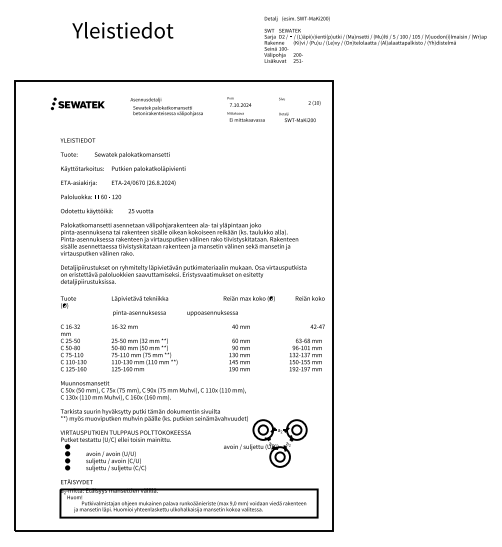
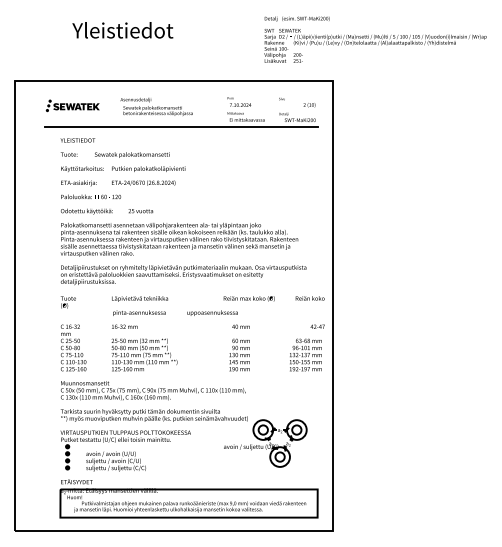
part position: (77, 103) -> (72, 105) (72, 105)
text position: (314, 103) -> (309, 105) (309, 105)
text position: (166, 106) -> (156, 106) (156, 106)
line: none -> present (181, 127)
